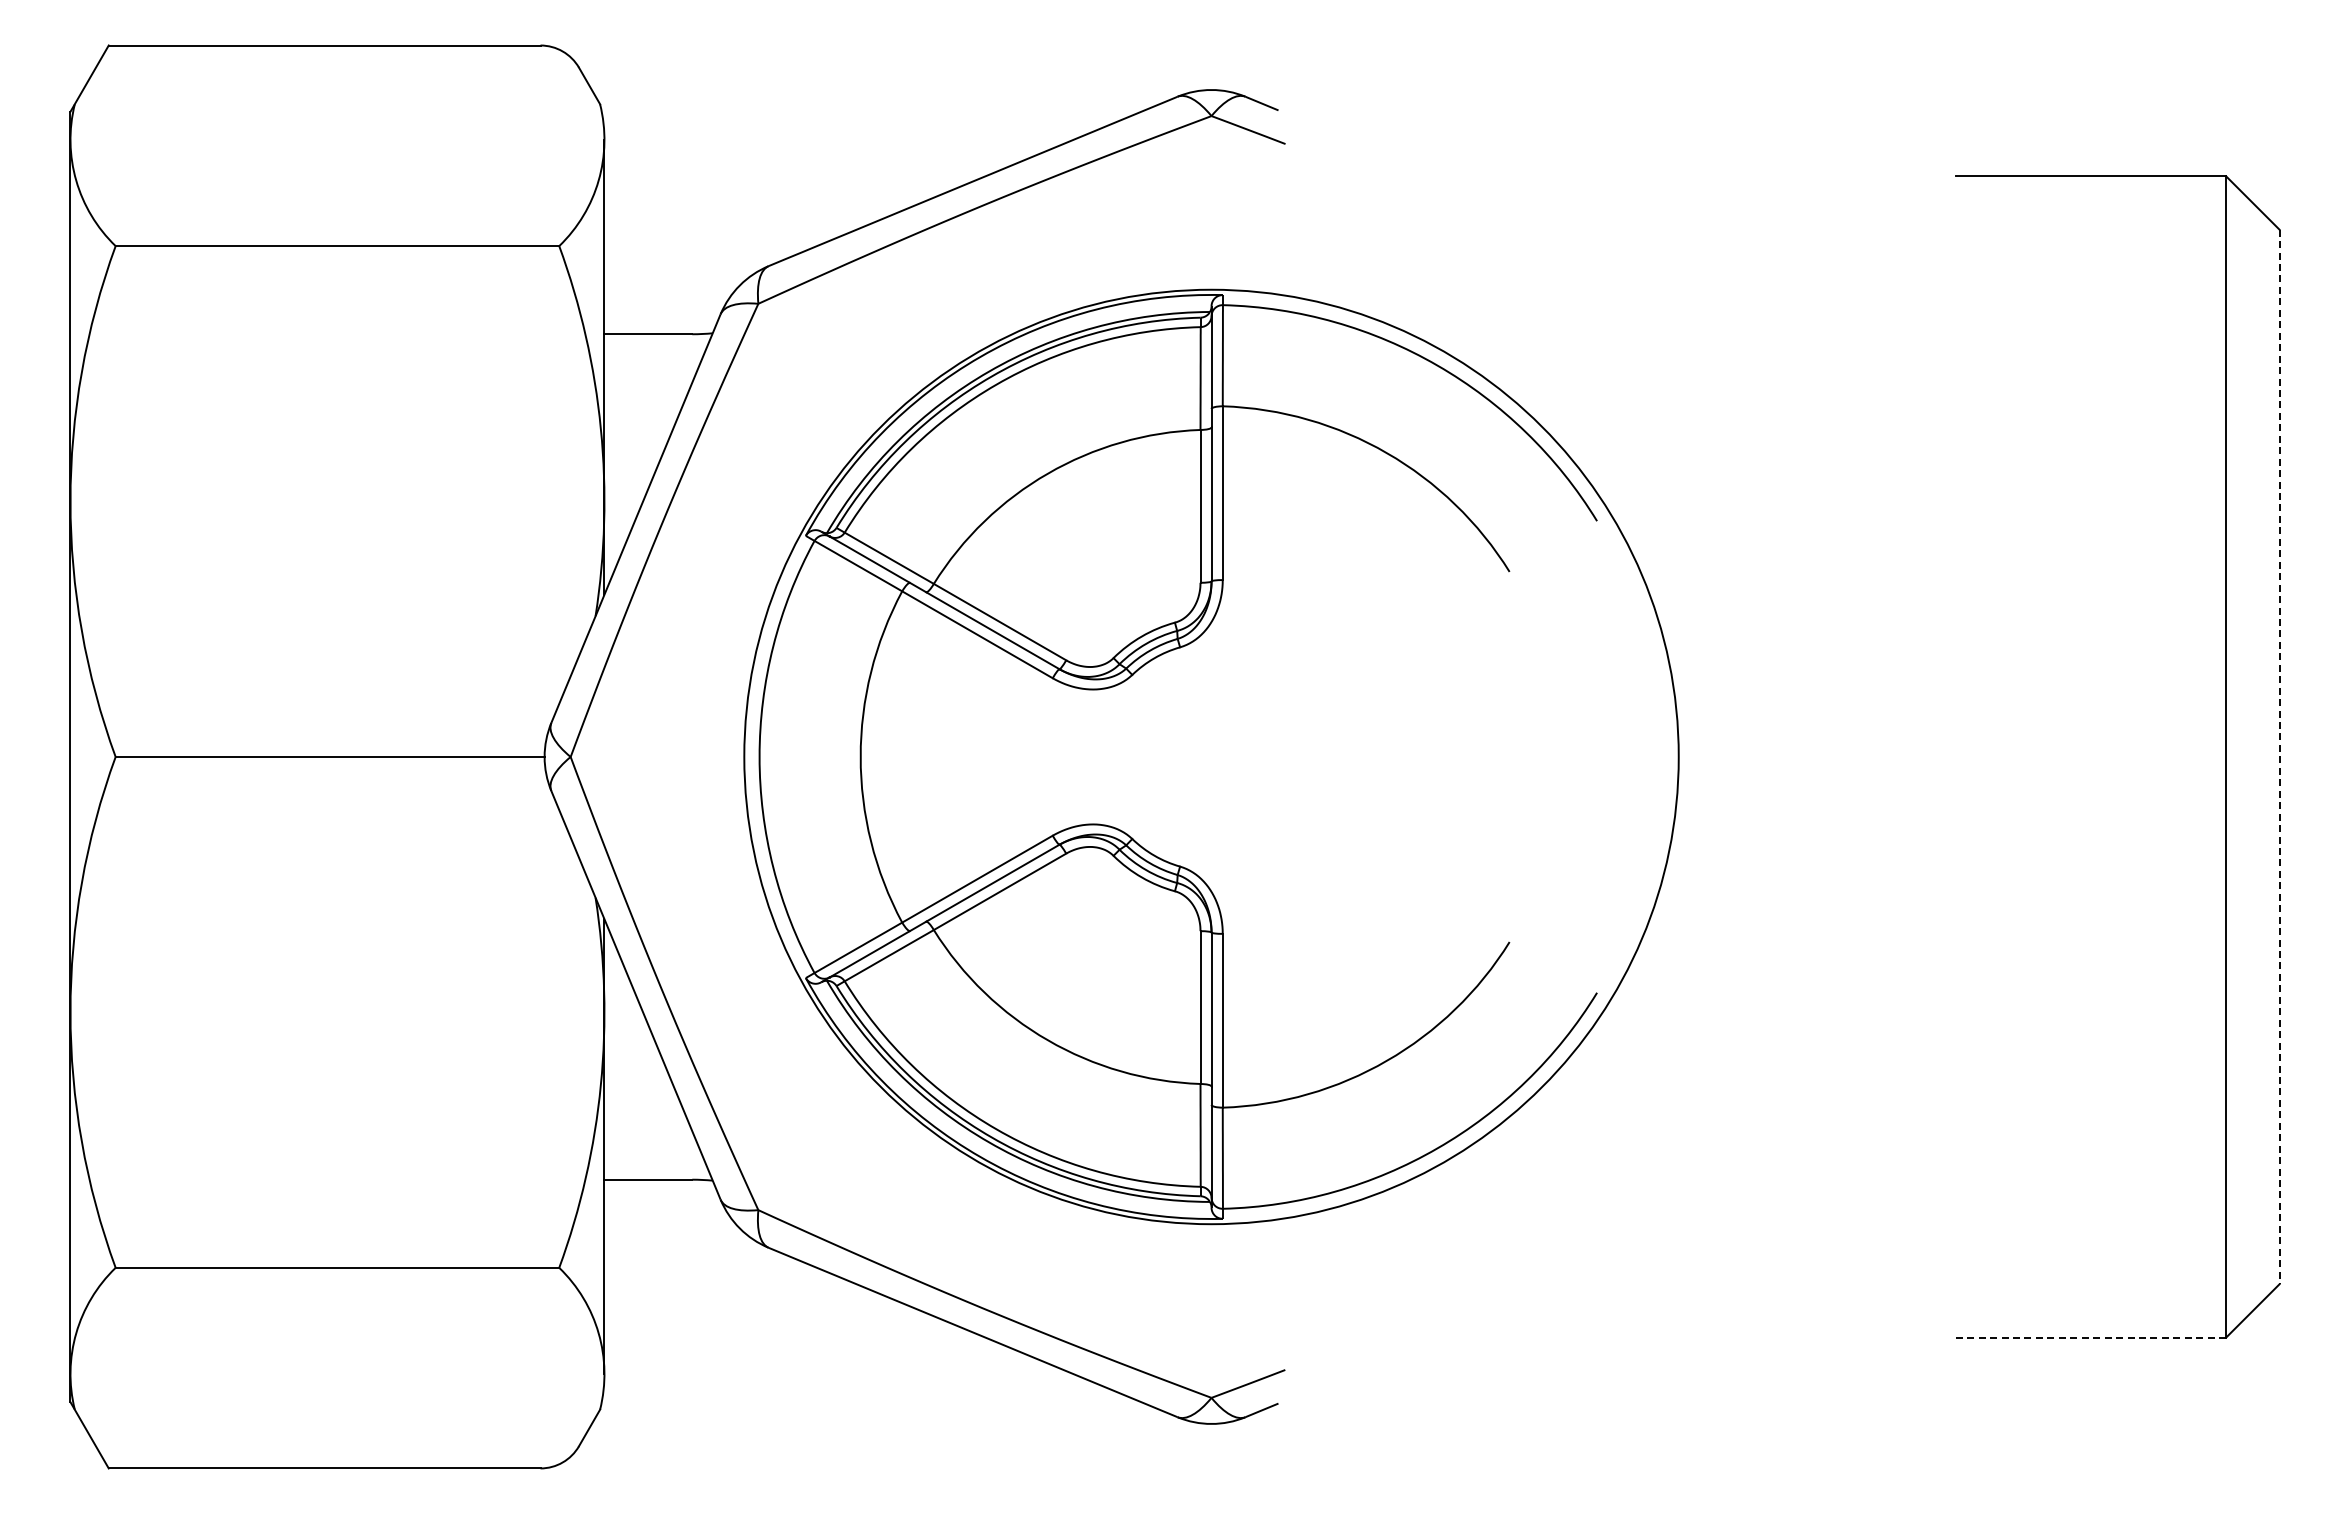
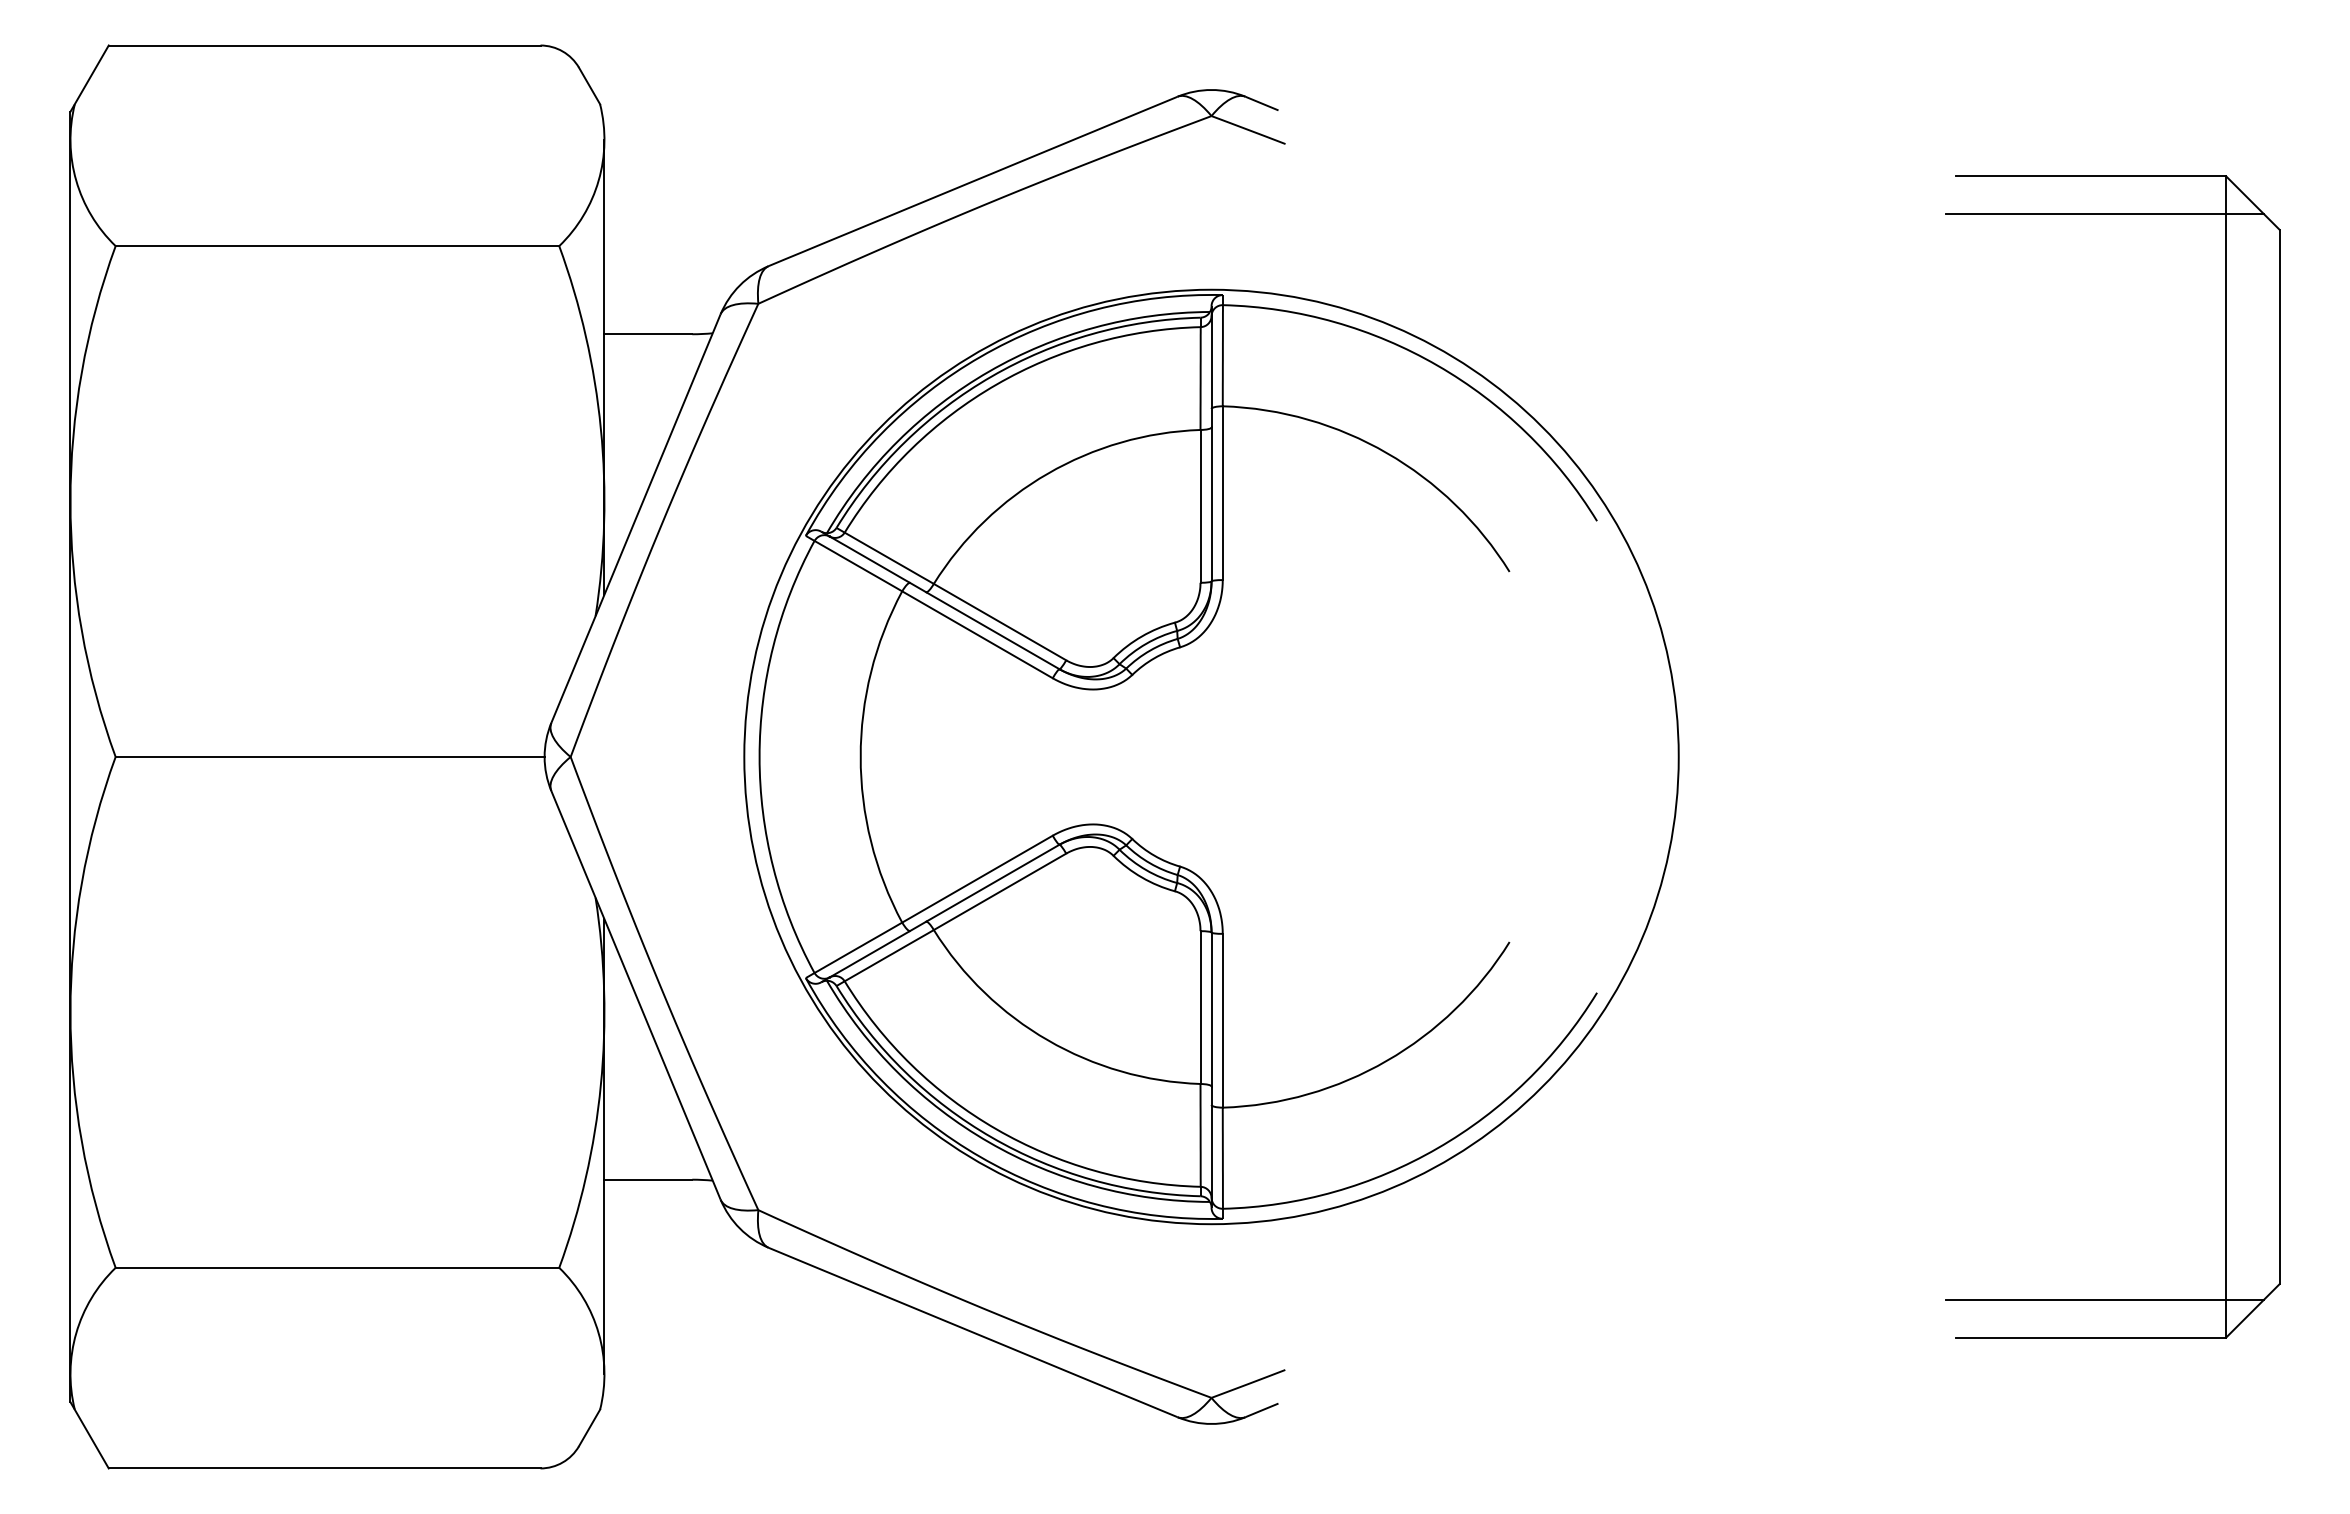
line: none -> present (2104, 214)
line: dashed -> solid (2279, 757)
line: none -> present (2104, 1299)
line: dashed -> solid (2090, 1337)
